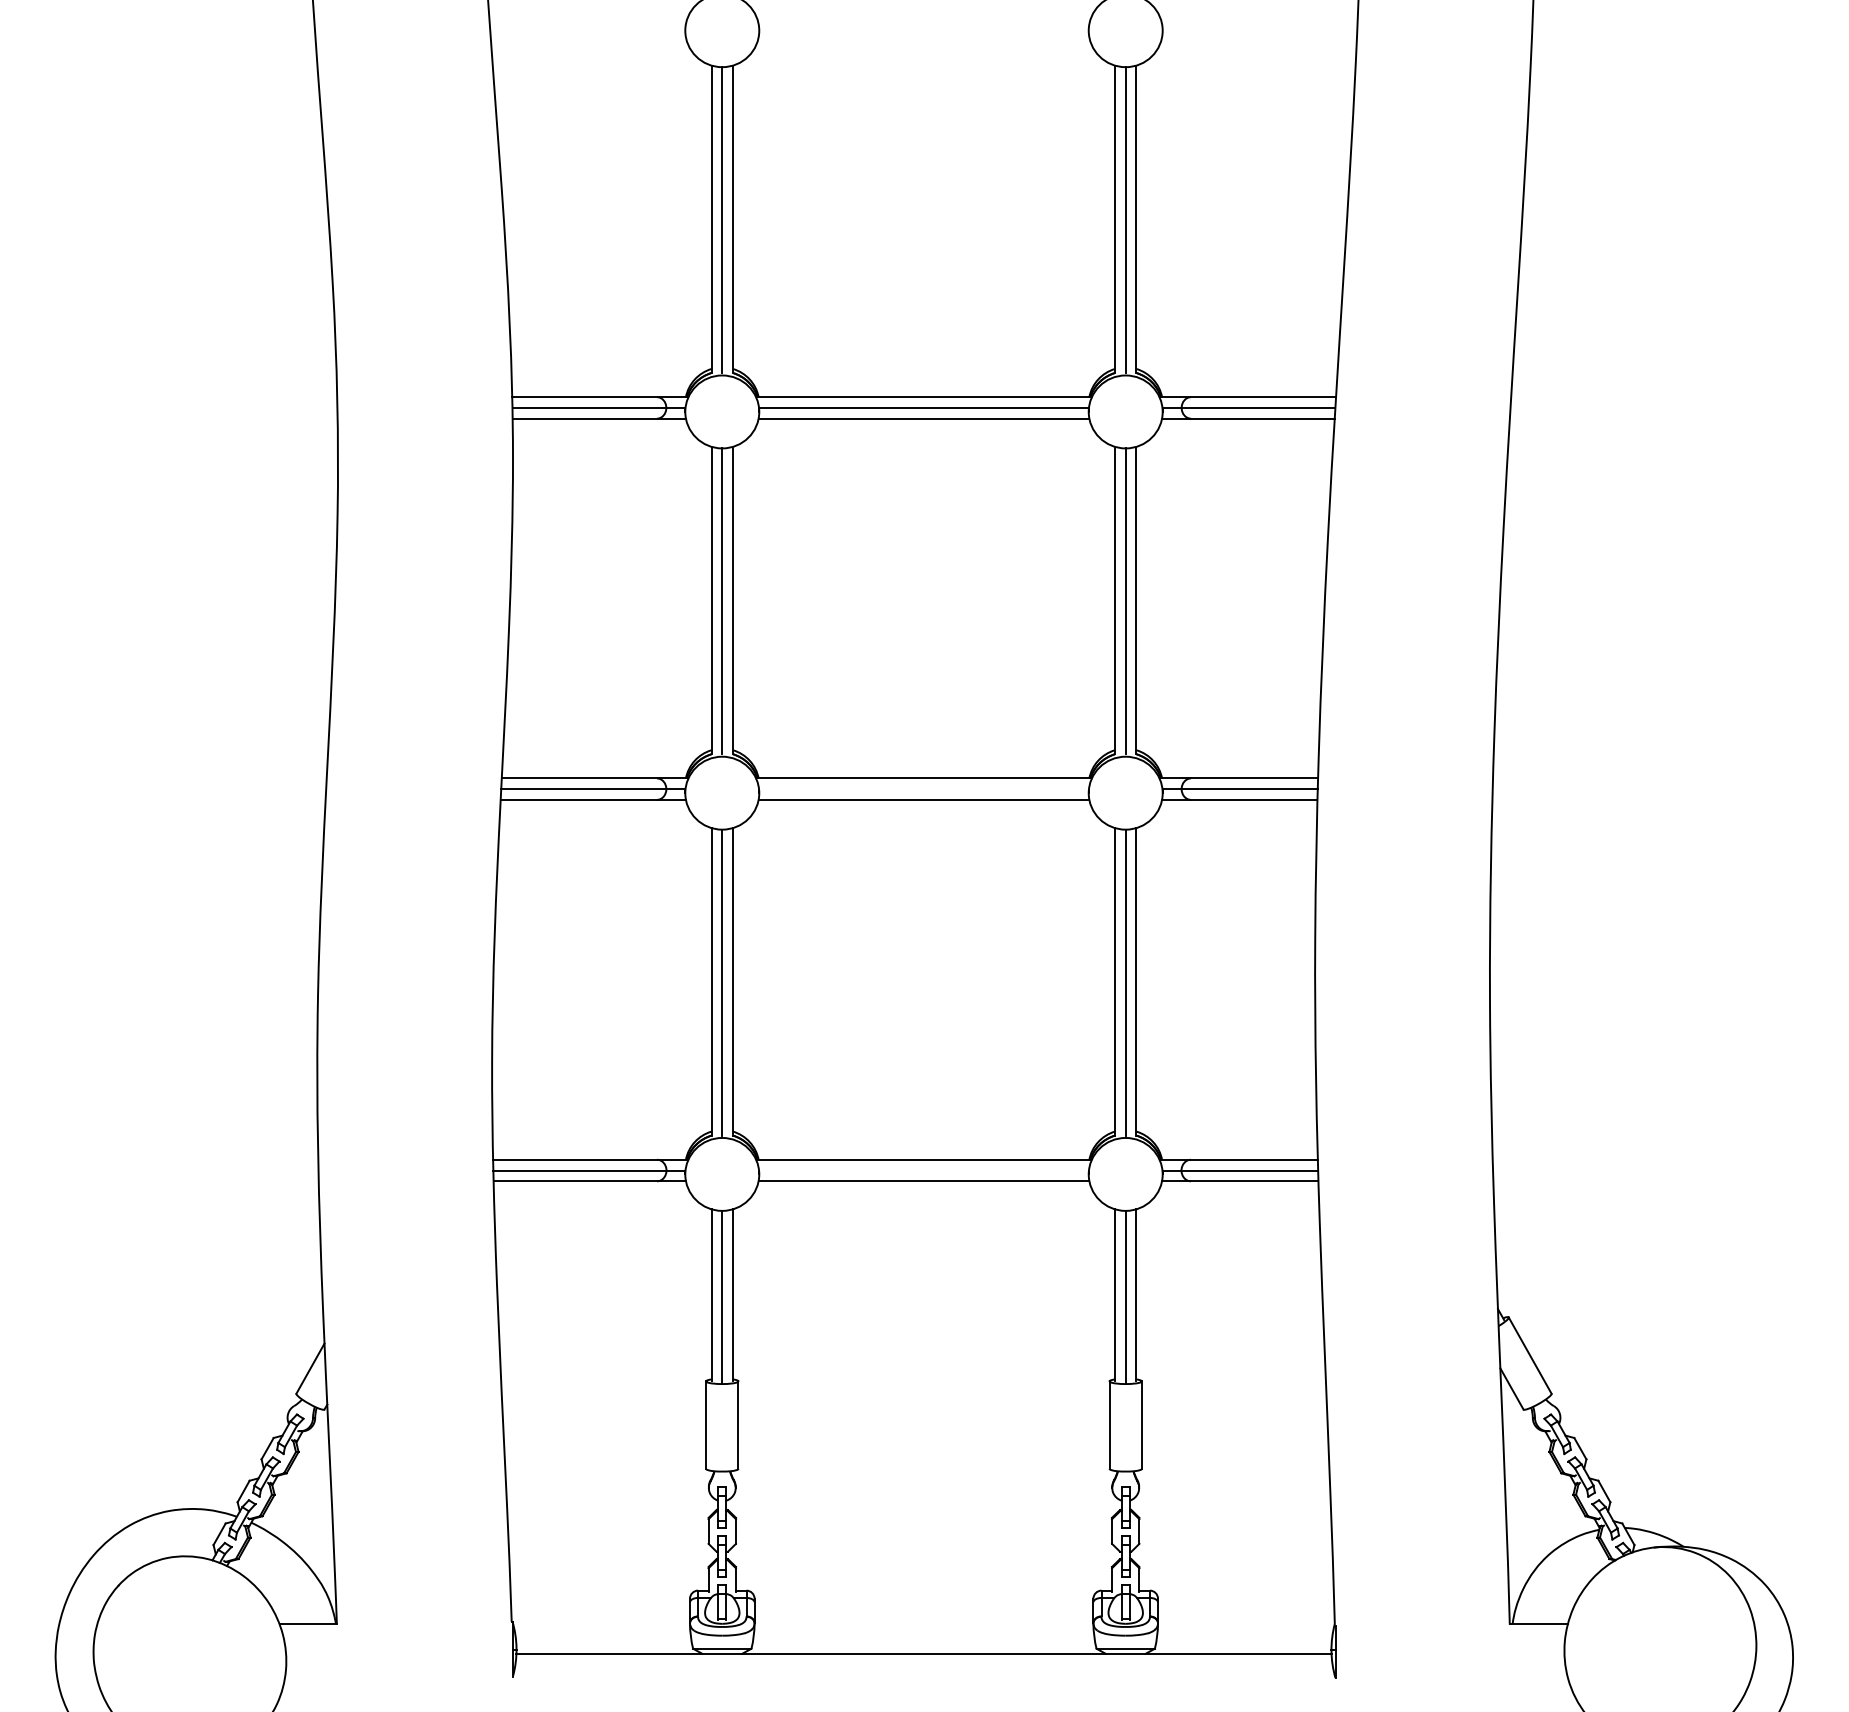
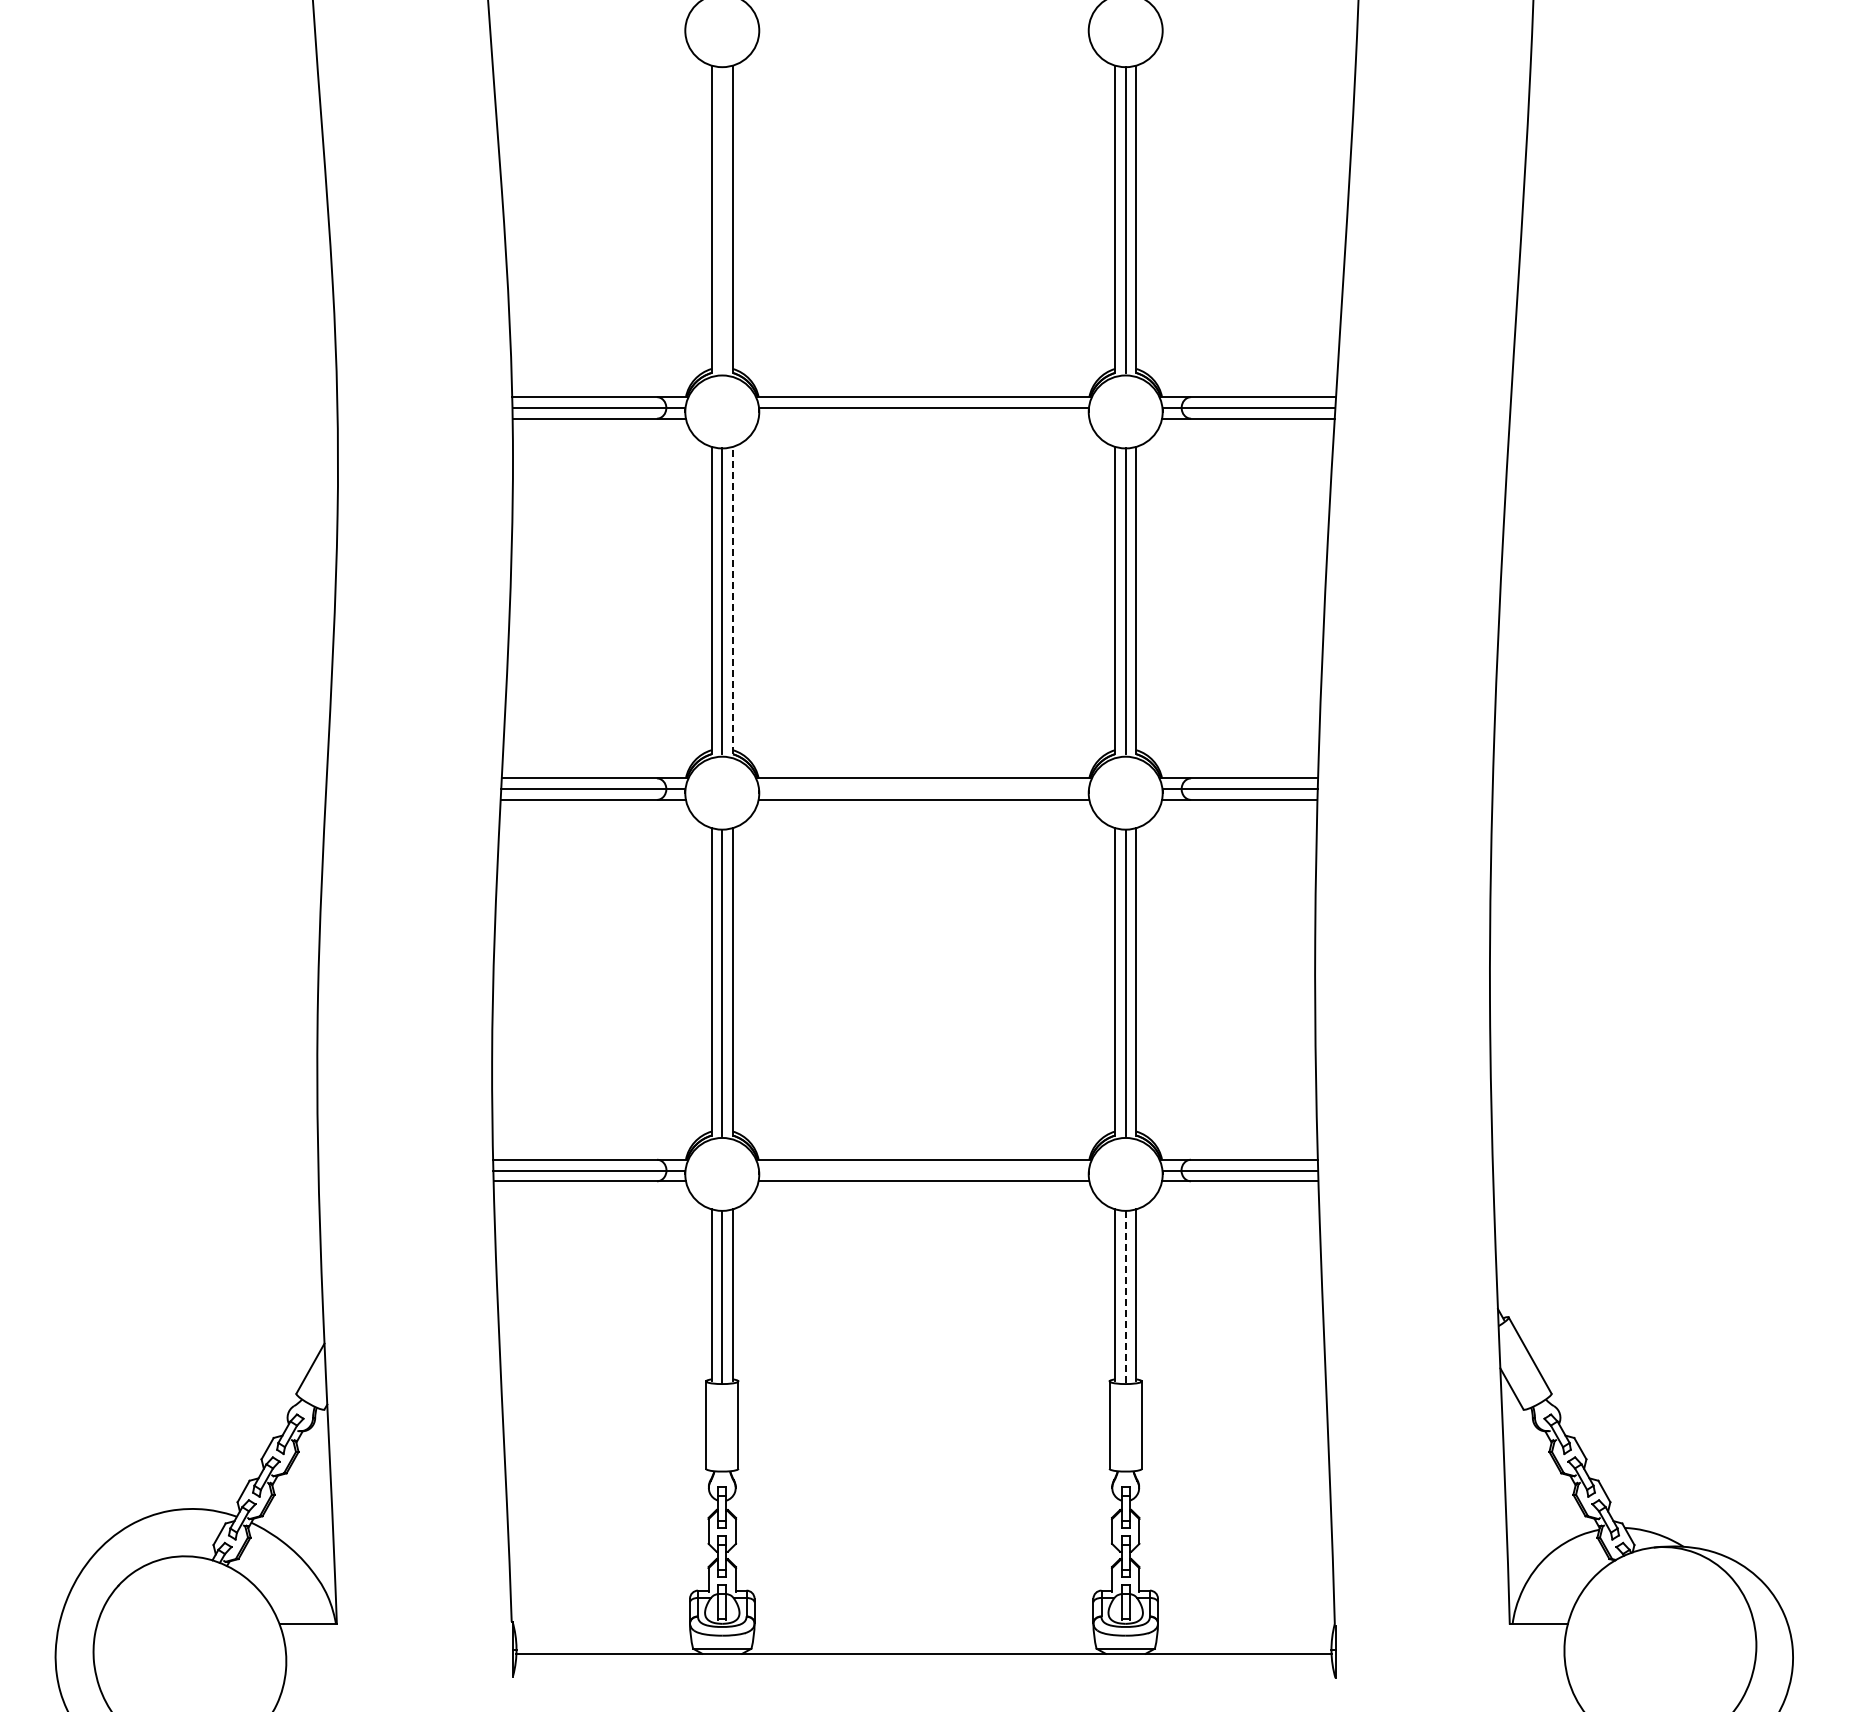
line: present -> none (722, 220)
line: present -> none (923, 418)
line: solid -> dashed (733, 600)
line: solid -> dashed (1125, 1296)
